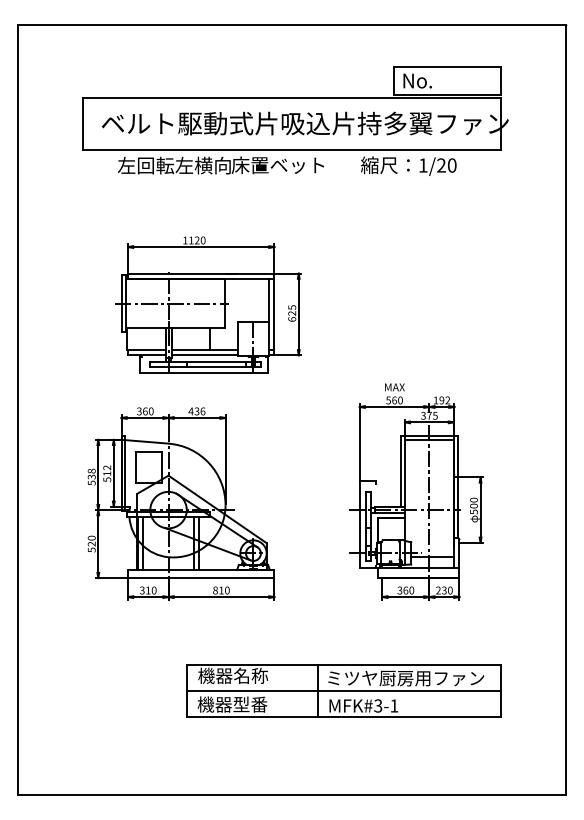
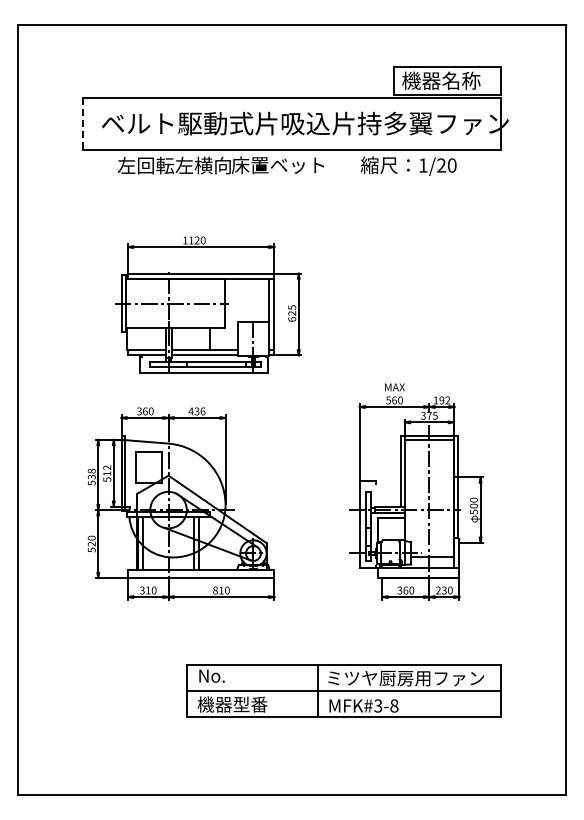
text: No. -> 機器名称 (441, 80)
line: solid -> dashed (82, 124)
text: 機器名称 -> No. (233, 675)
text: MFK#3-1 -> MFK#3-8 (394, 705)
